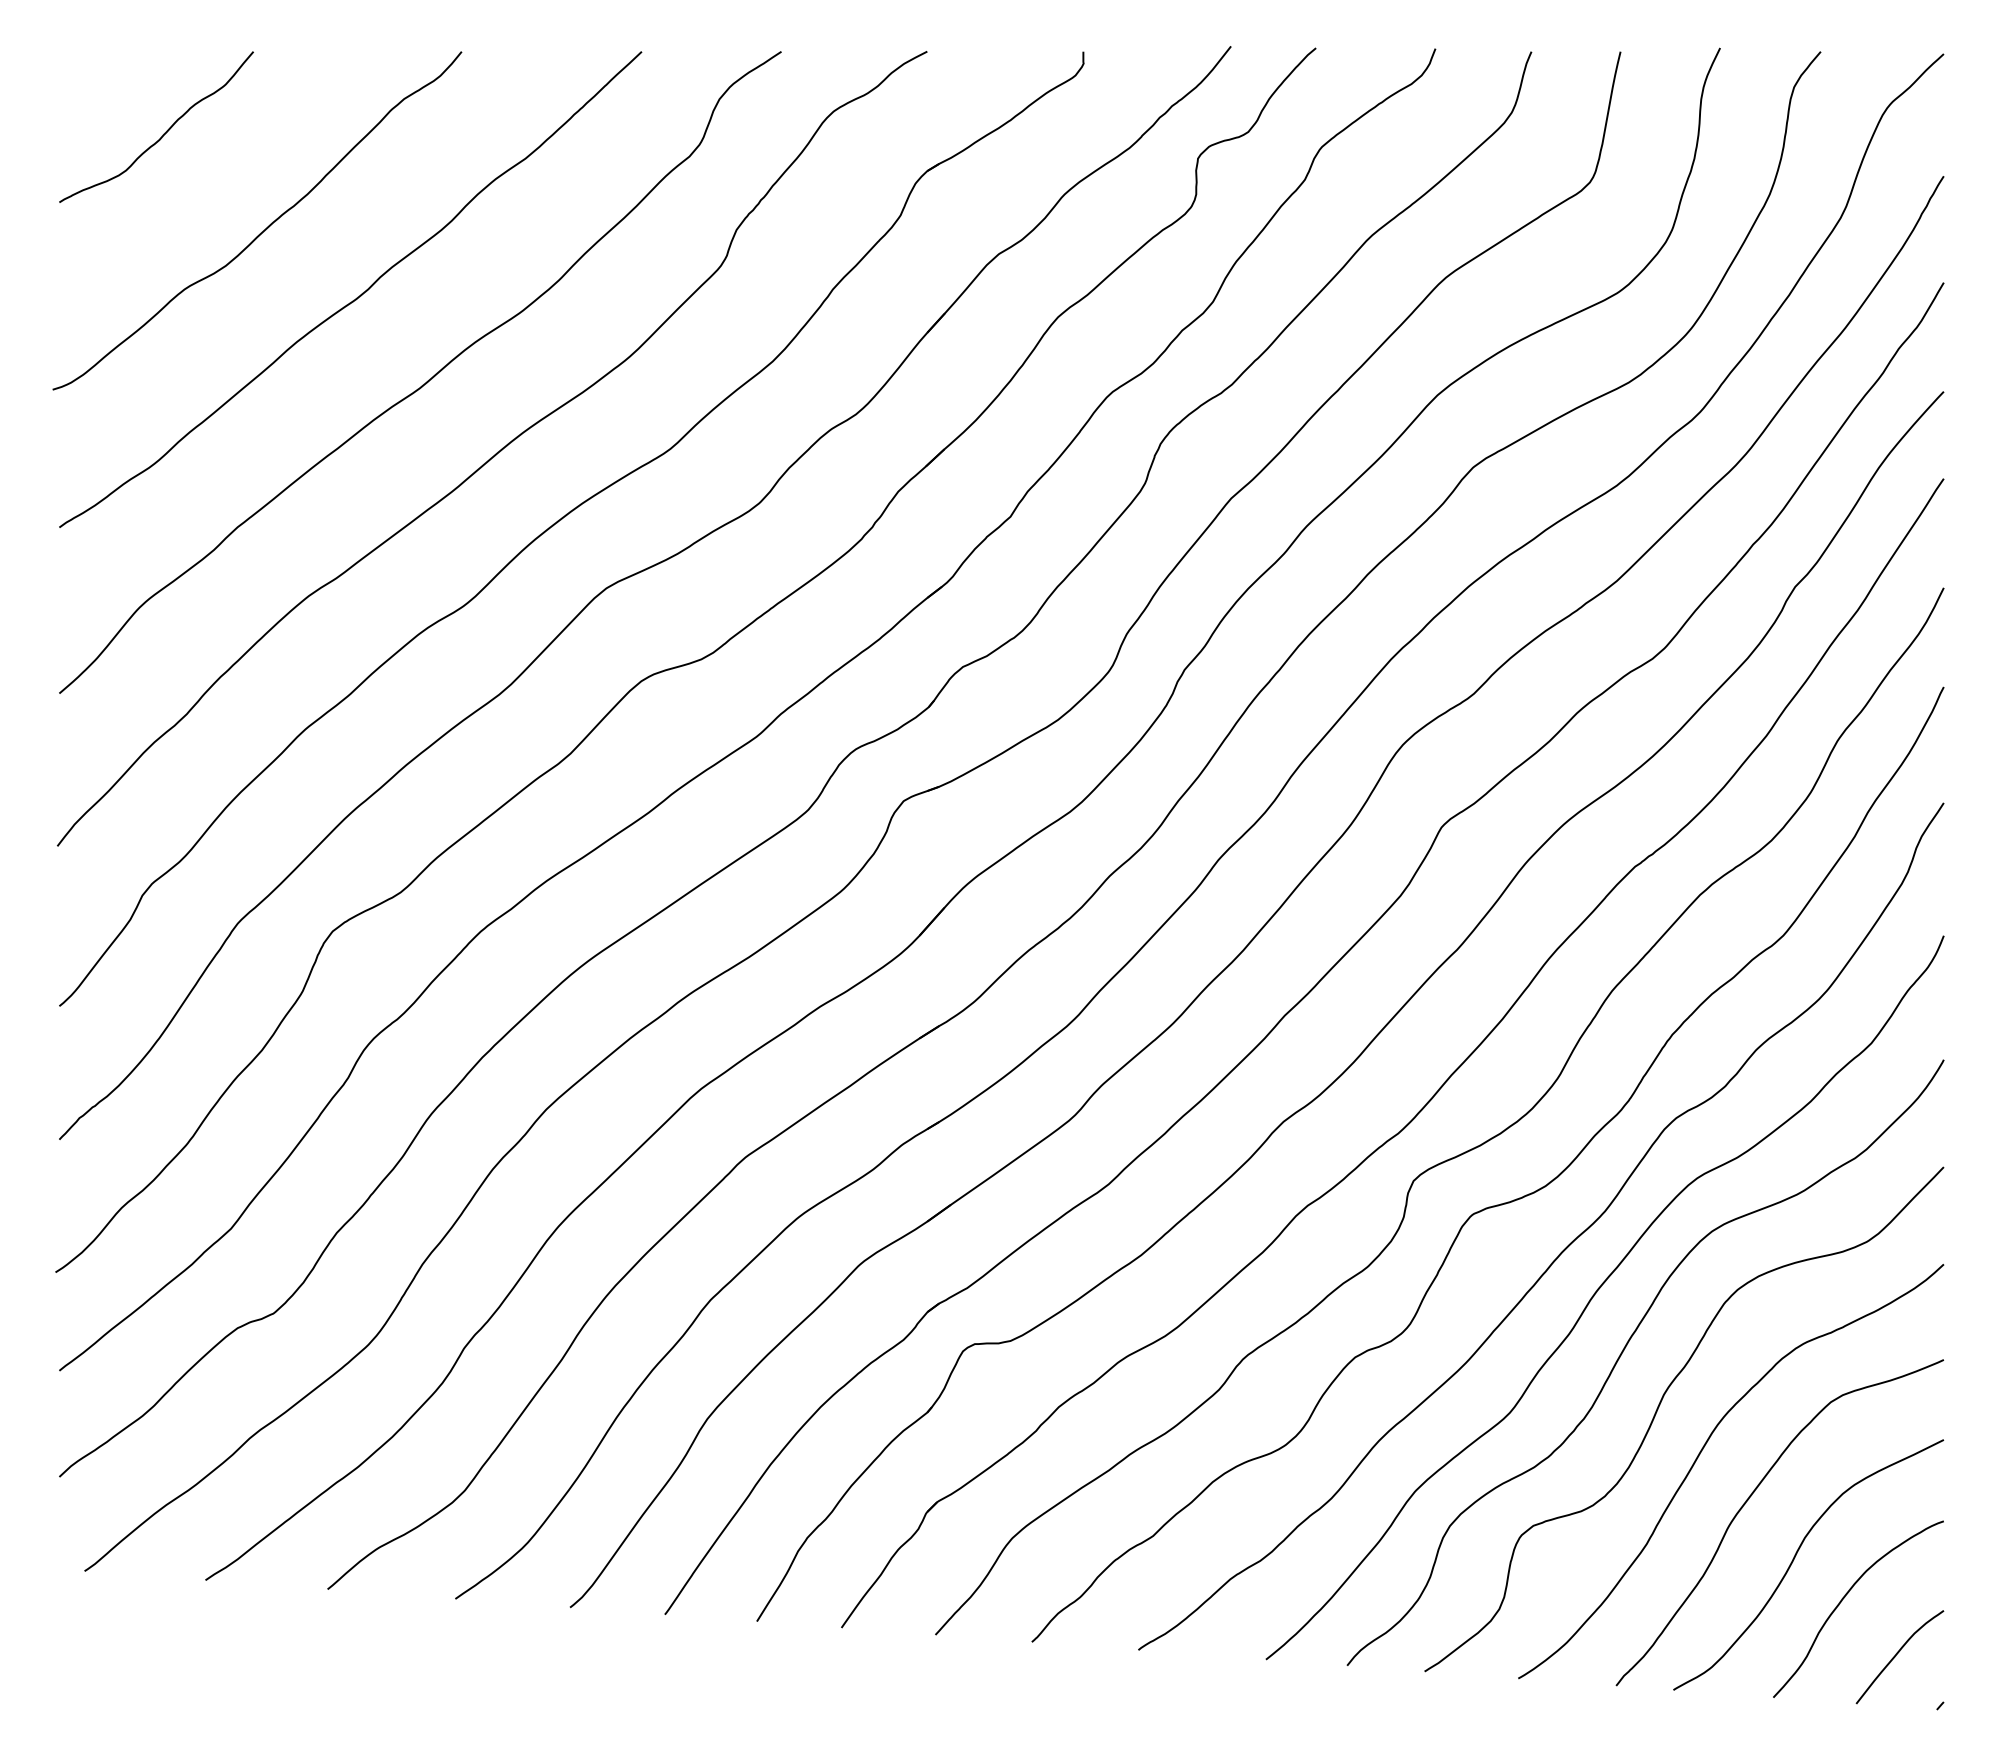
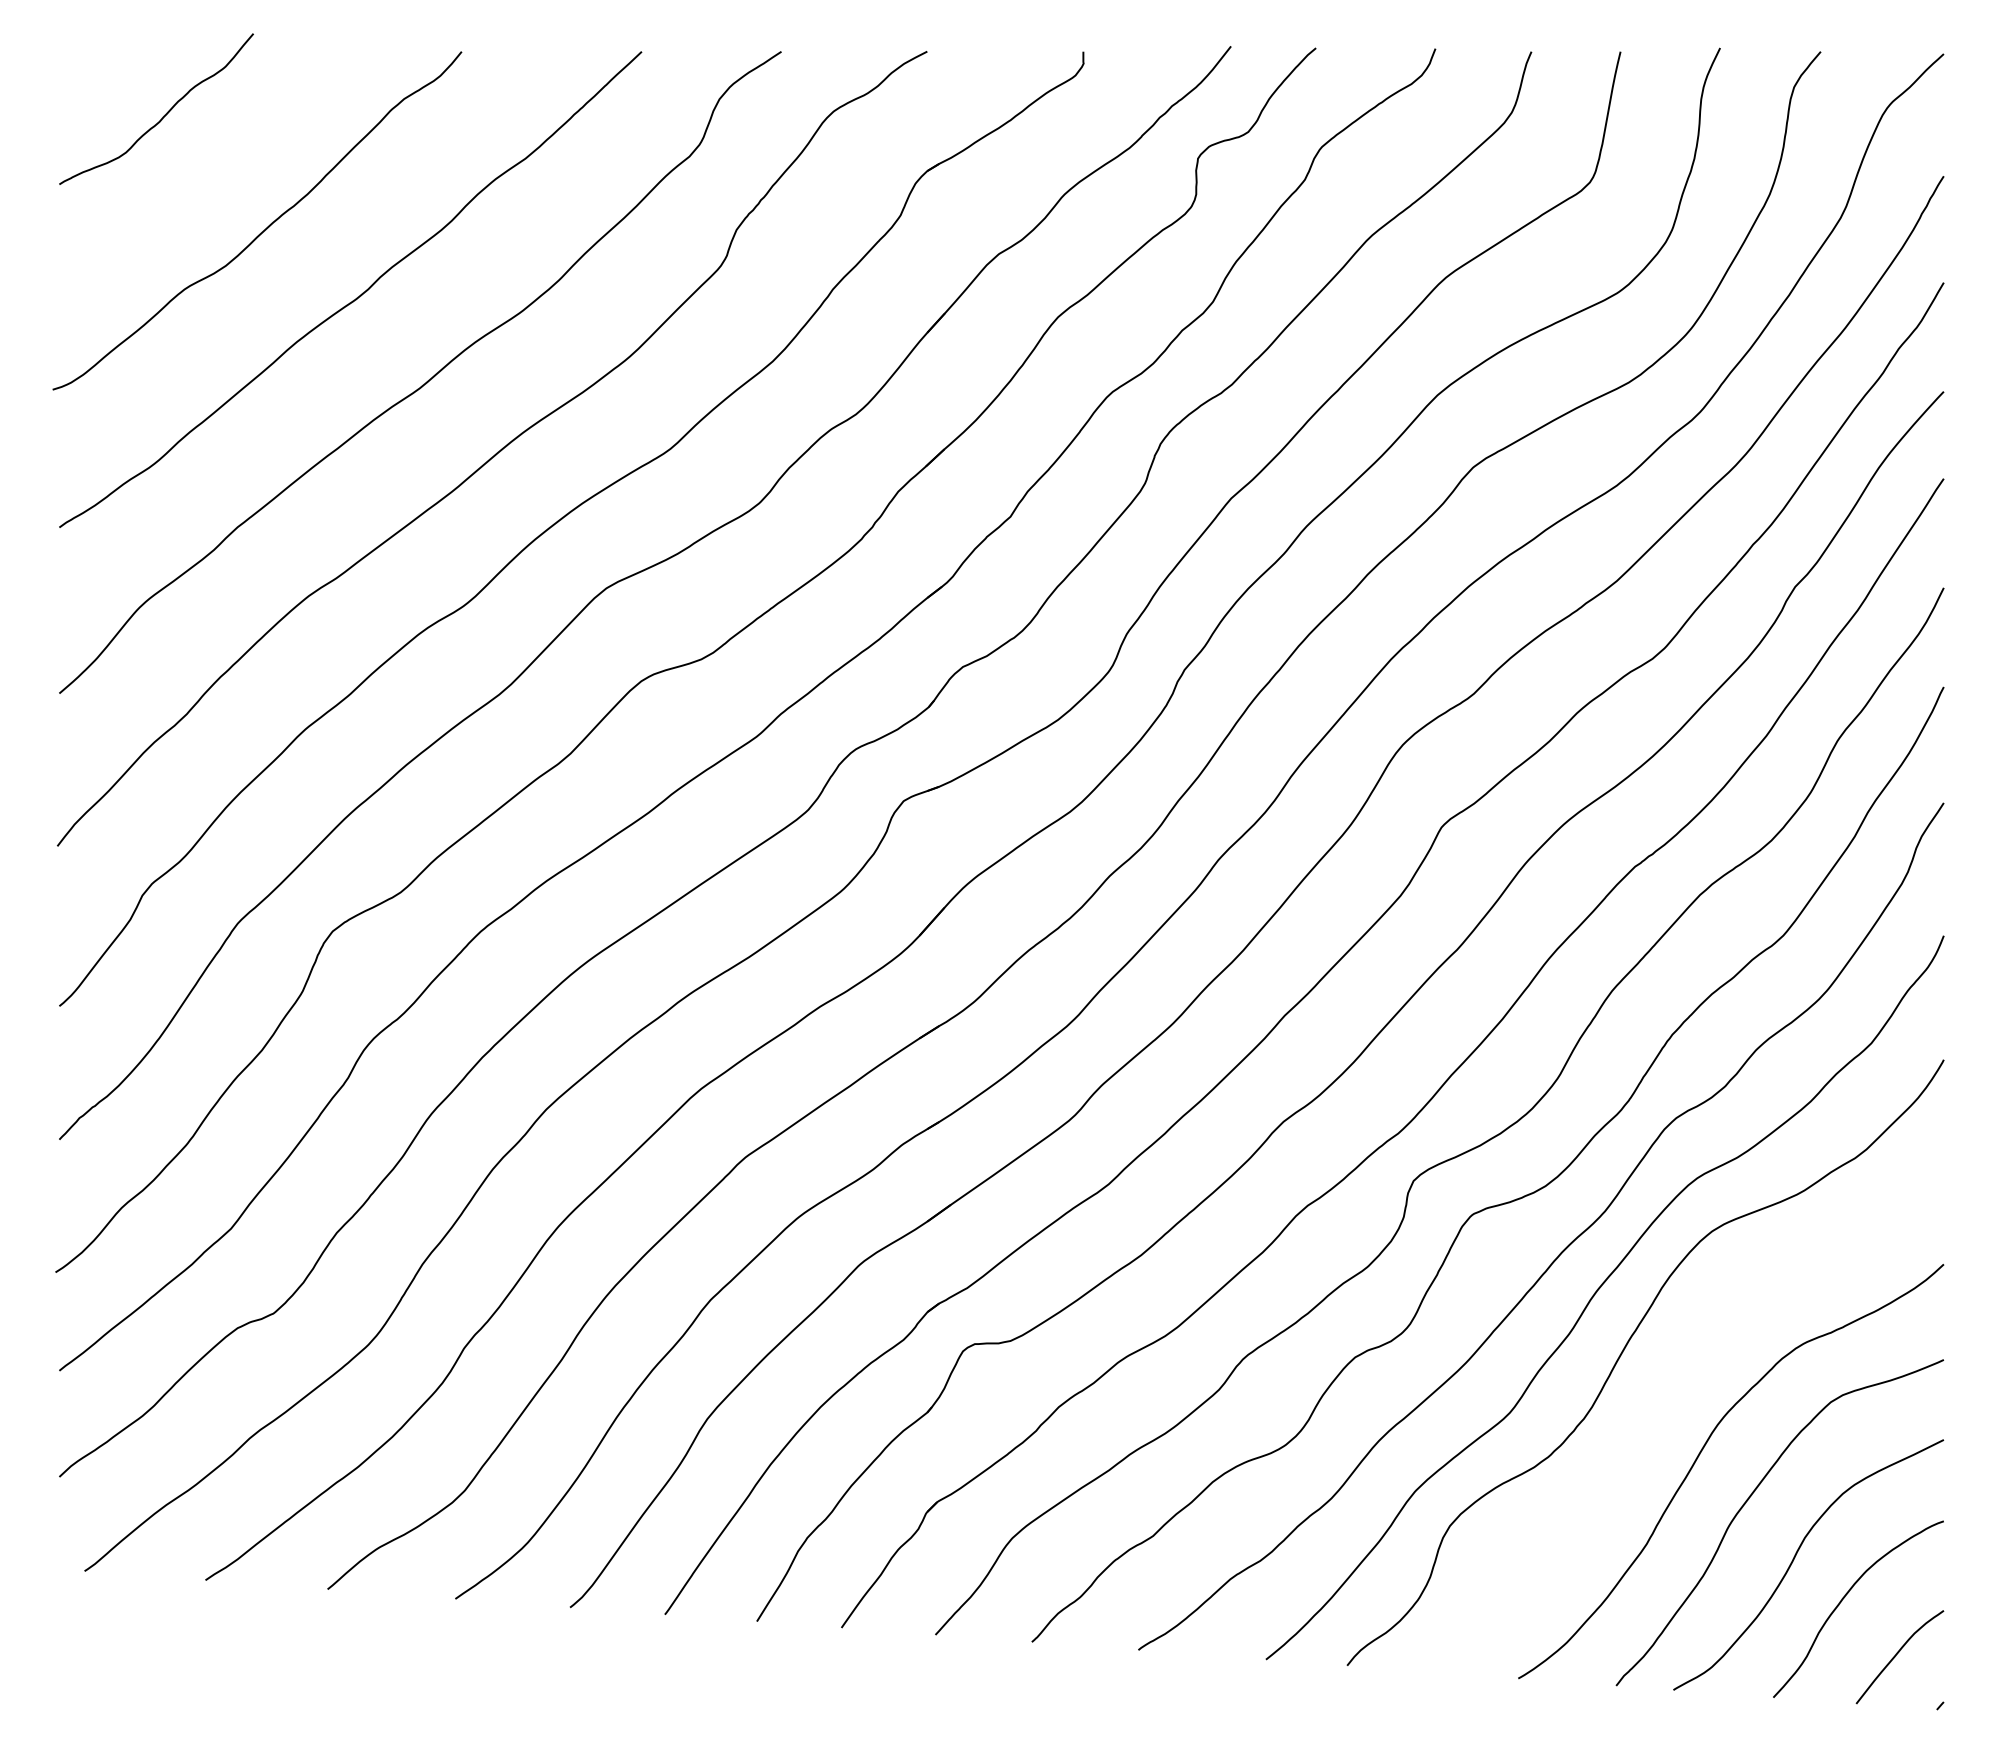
curve position: (163, 133) -> (163, 115) (163, 115)
curve: present -> none (1659, 1407)
